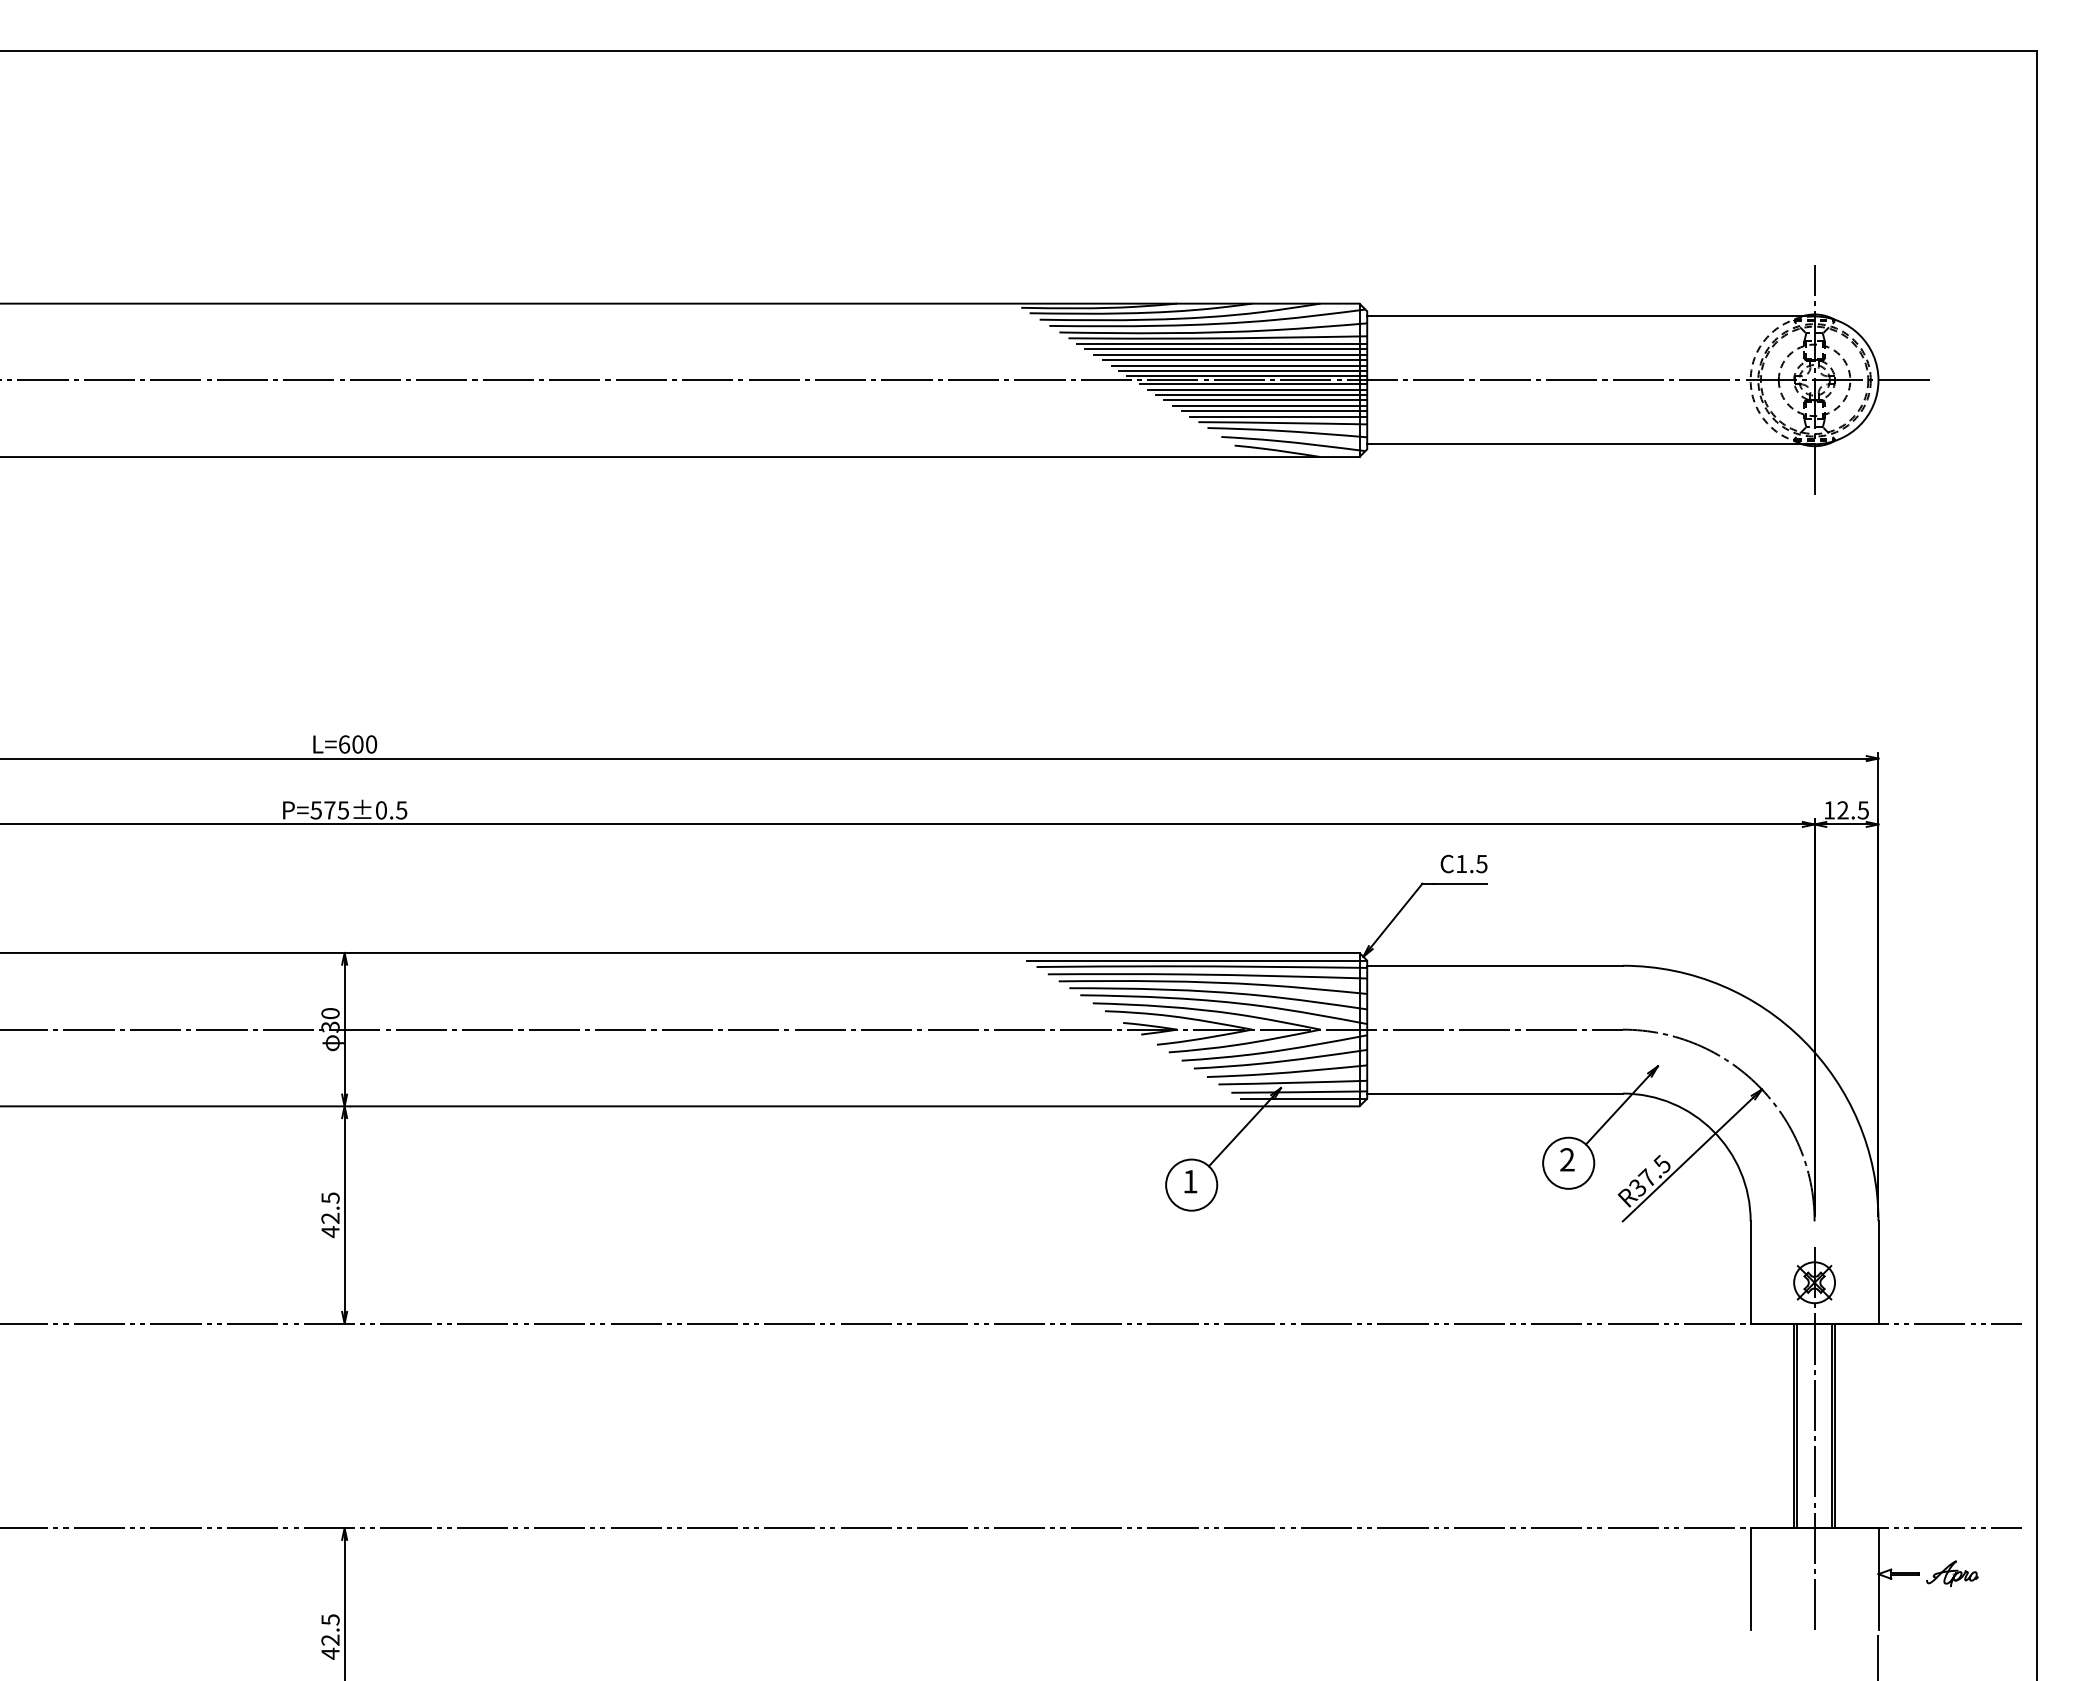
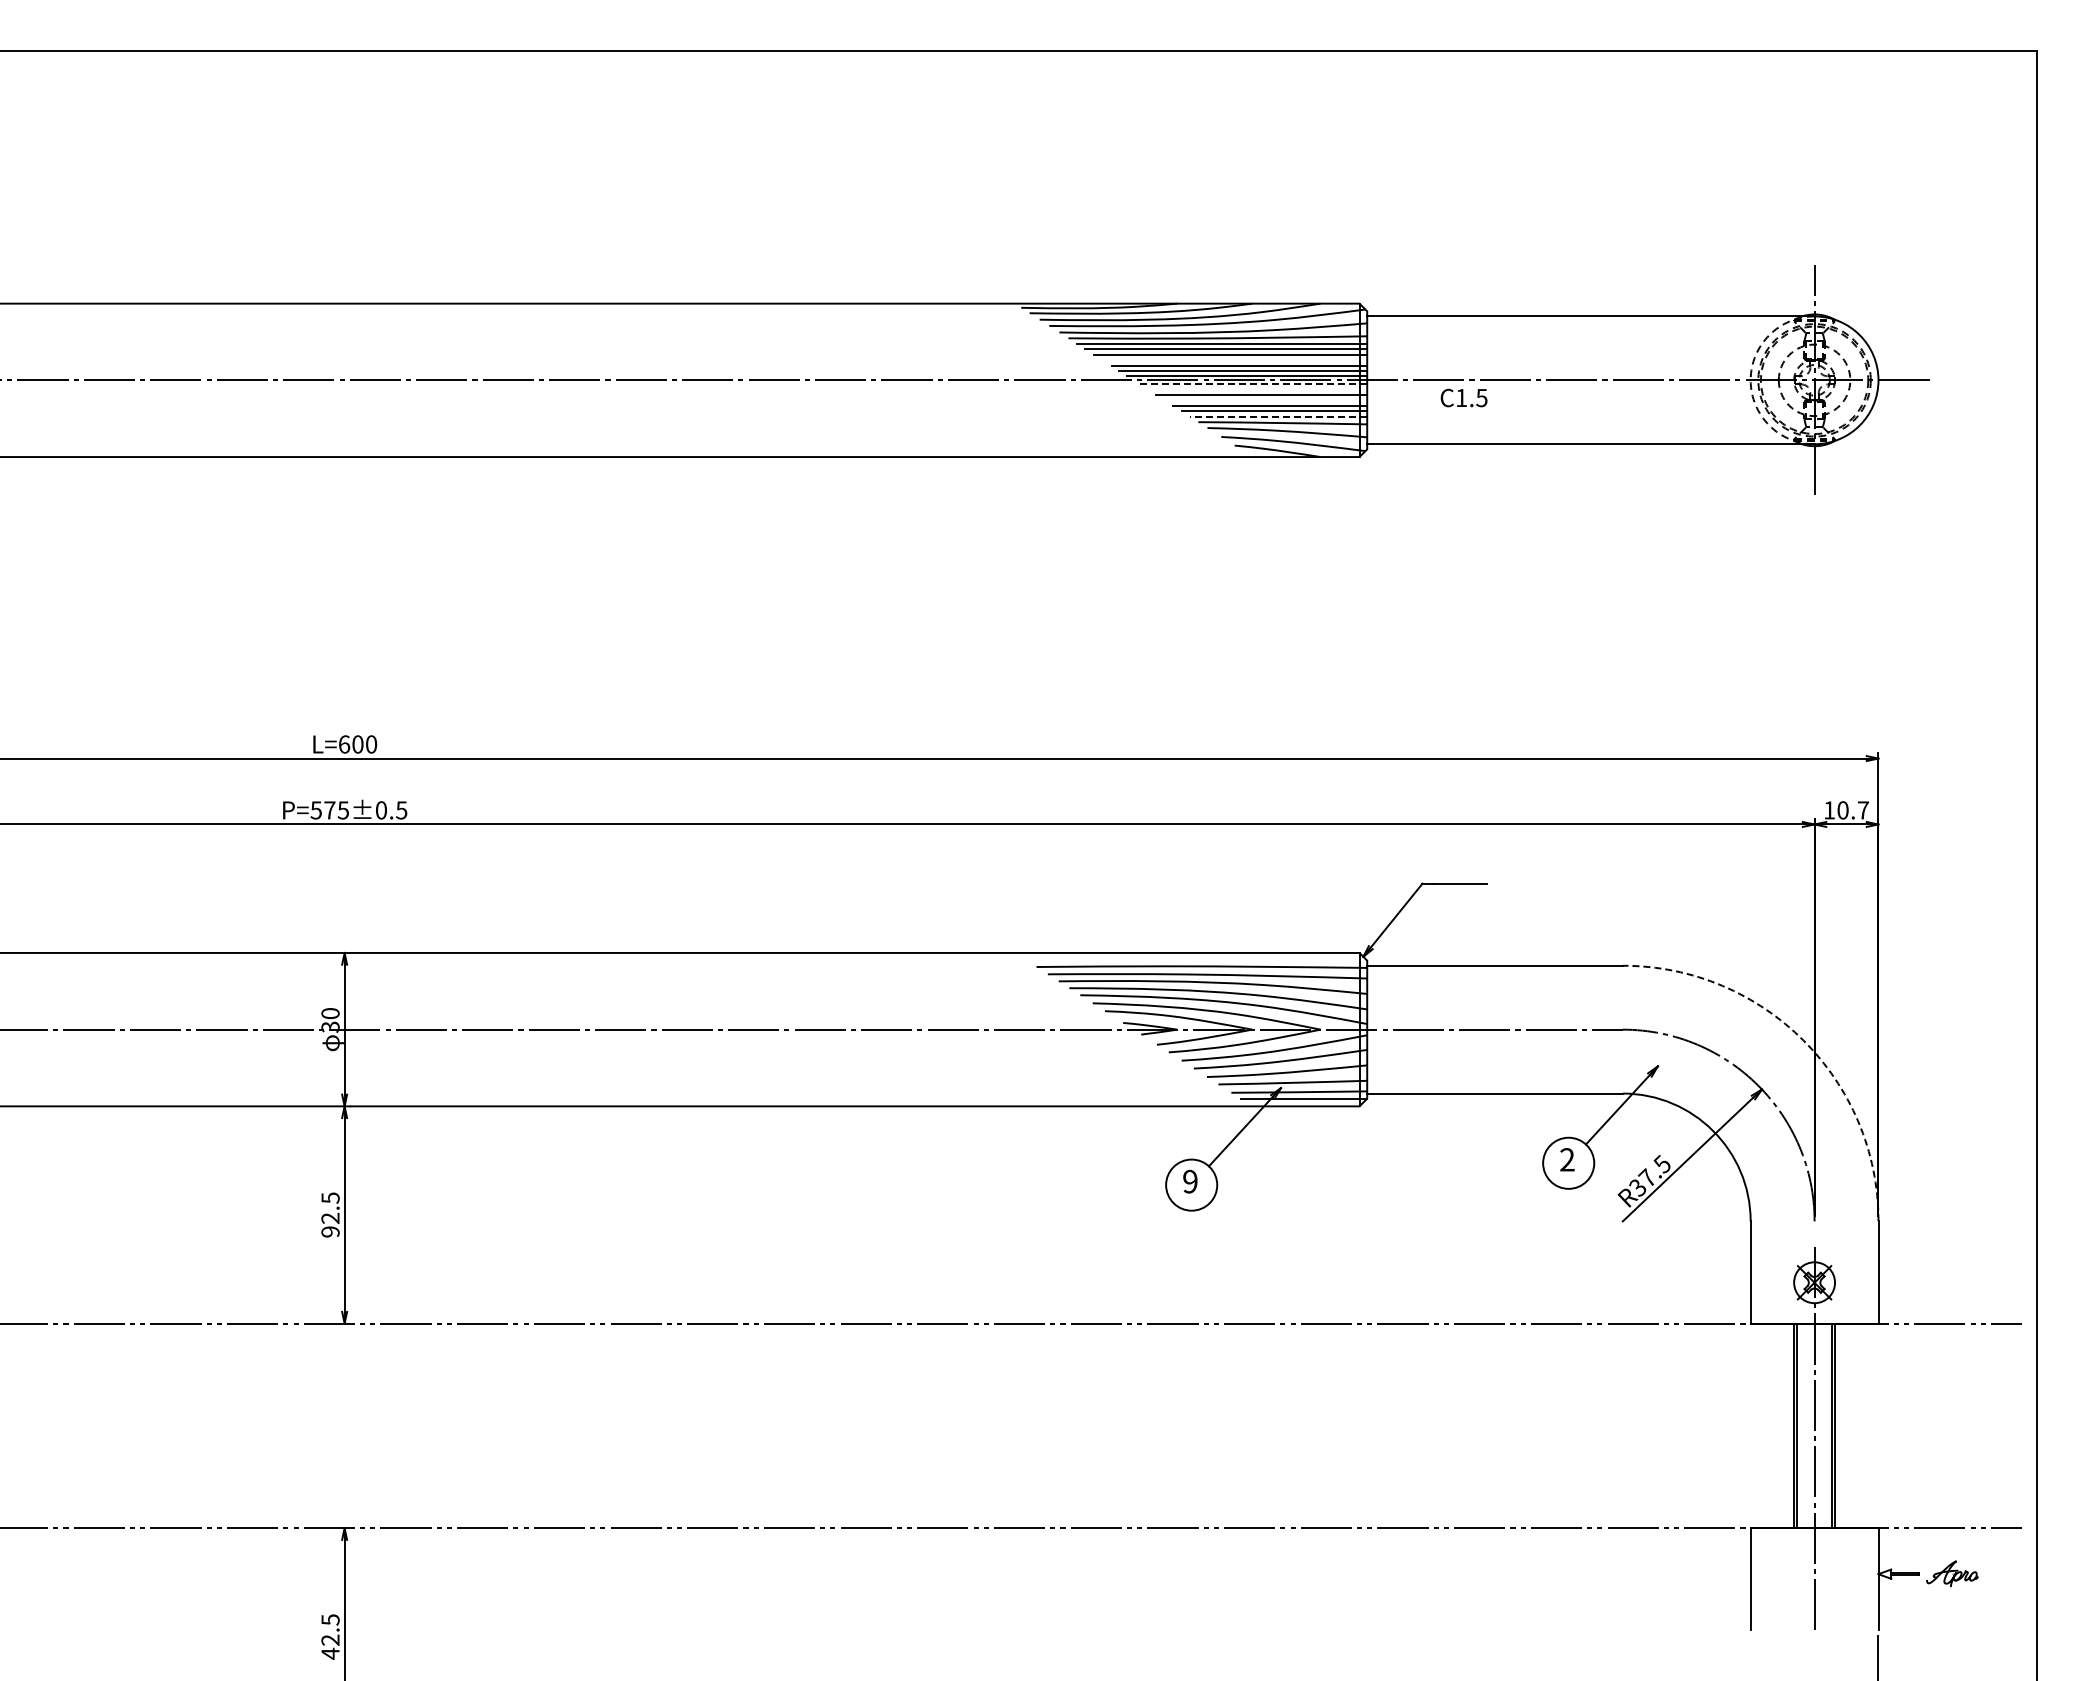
line: present -> none (1234, 360)
line: solid -> dashed (1253, 384)
line: present -> none (1257, 389)
line: present -> none (1265, 400)
line: solid -> dashed (1278, 417)
text: 12.5 -> 10.7 (1852, 810)
text position: (1463, 863) -> (1463, 397) (1463, 397)
line: present -> none (1196, 960)
arc: solid -> dashed (1803, 1040)
text: 1 -> 9 (1190, 1181)
text: 42.5 -> 92.5 (330, 1232)
